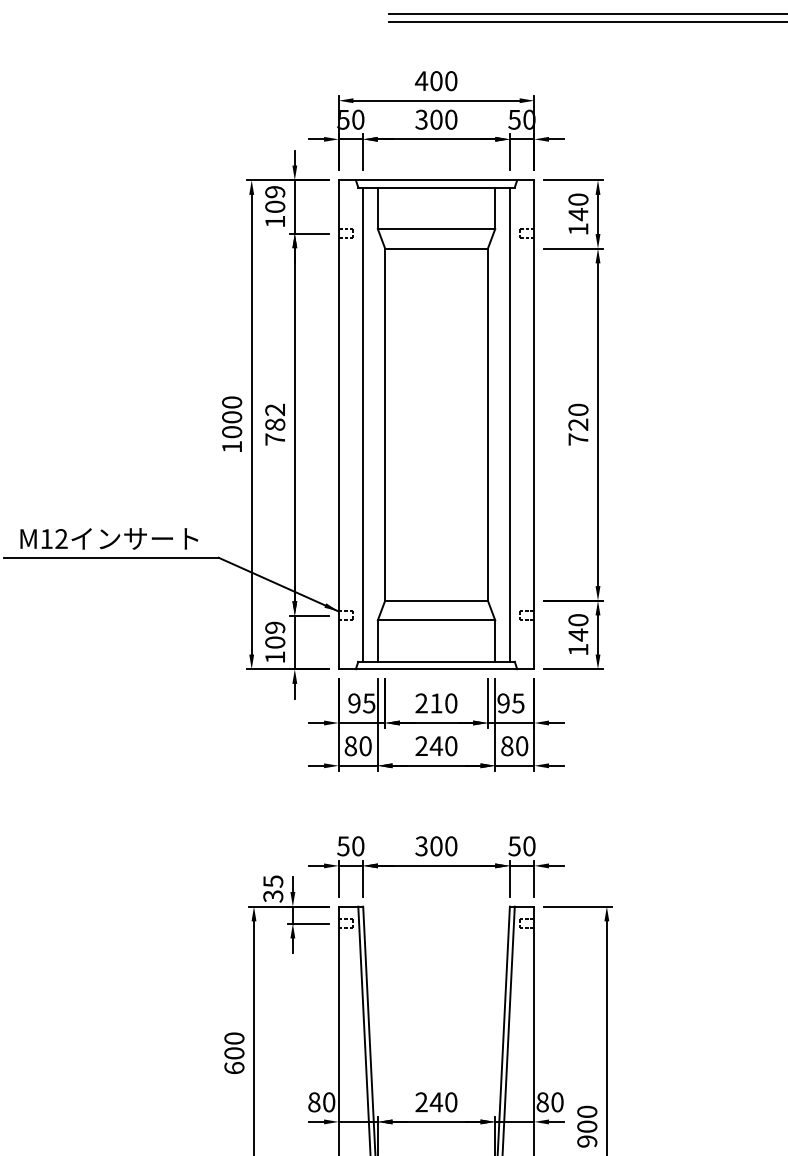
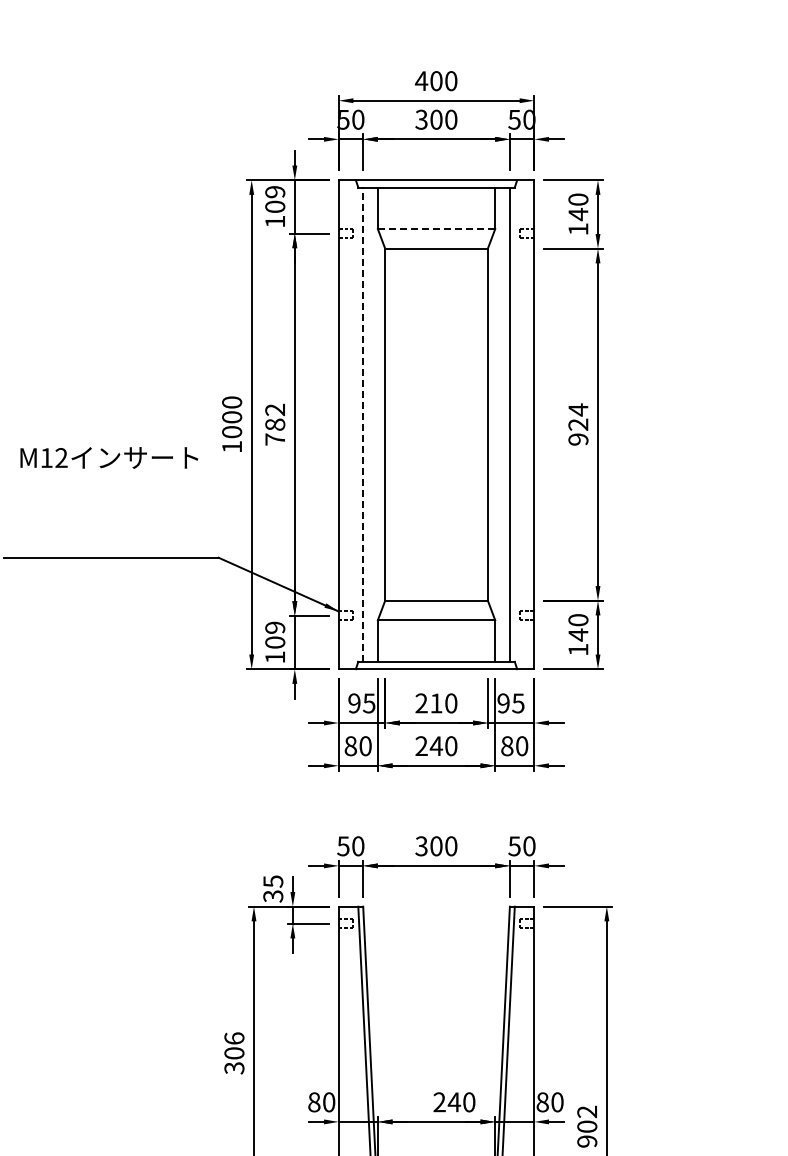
line: present -> none (586, 14)
line: present -> none (586, 21)
line: solid -> dashed (436, 229)
line: solid -> dashed (363, 424)
text: 720 -> 924 (578, 424)
text position: (109, 538) -> (109, 457) (109, 457)
text: 600 -> 306 (234, 1053)
text position: (436, 1102) -> (454, 1102) (454, 1102)
text: 900 -> 902 (587, 1111)
